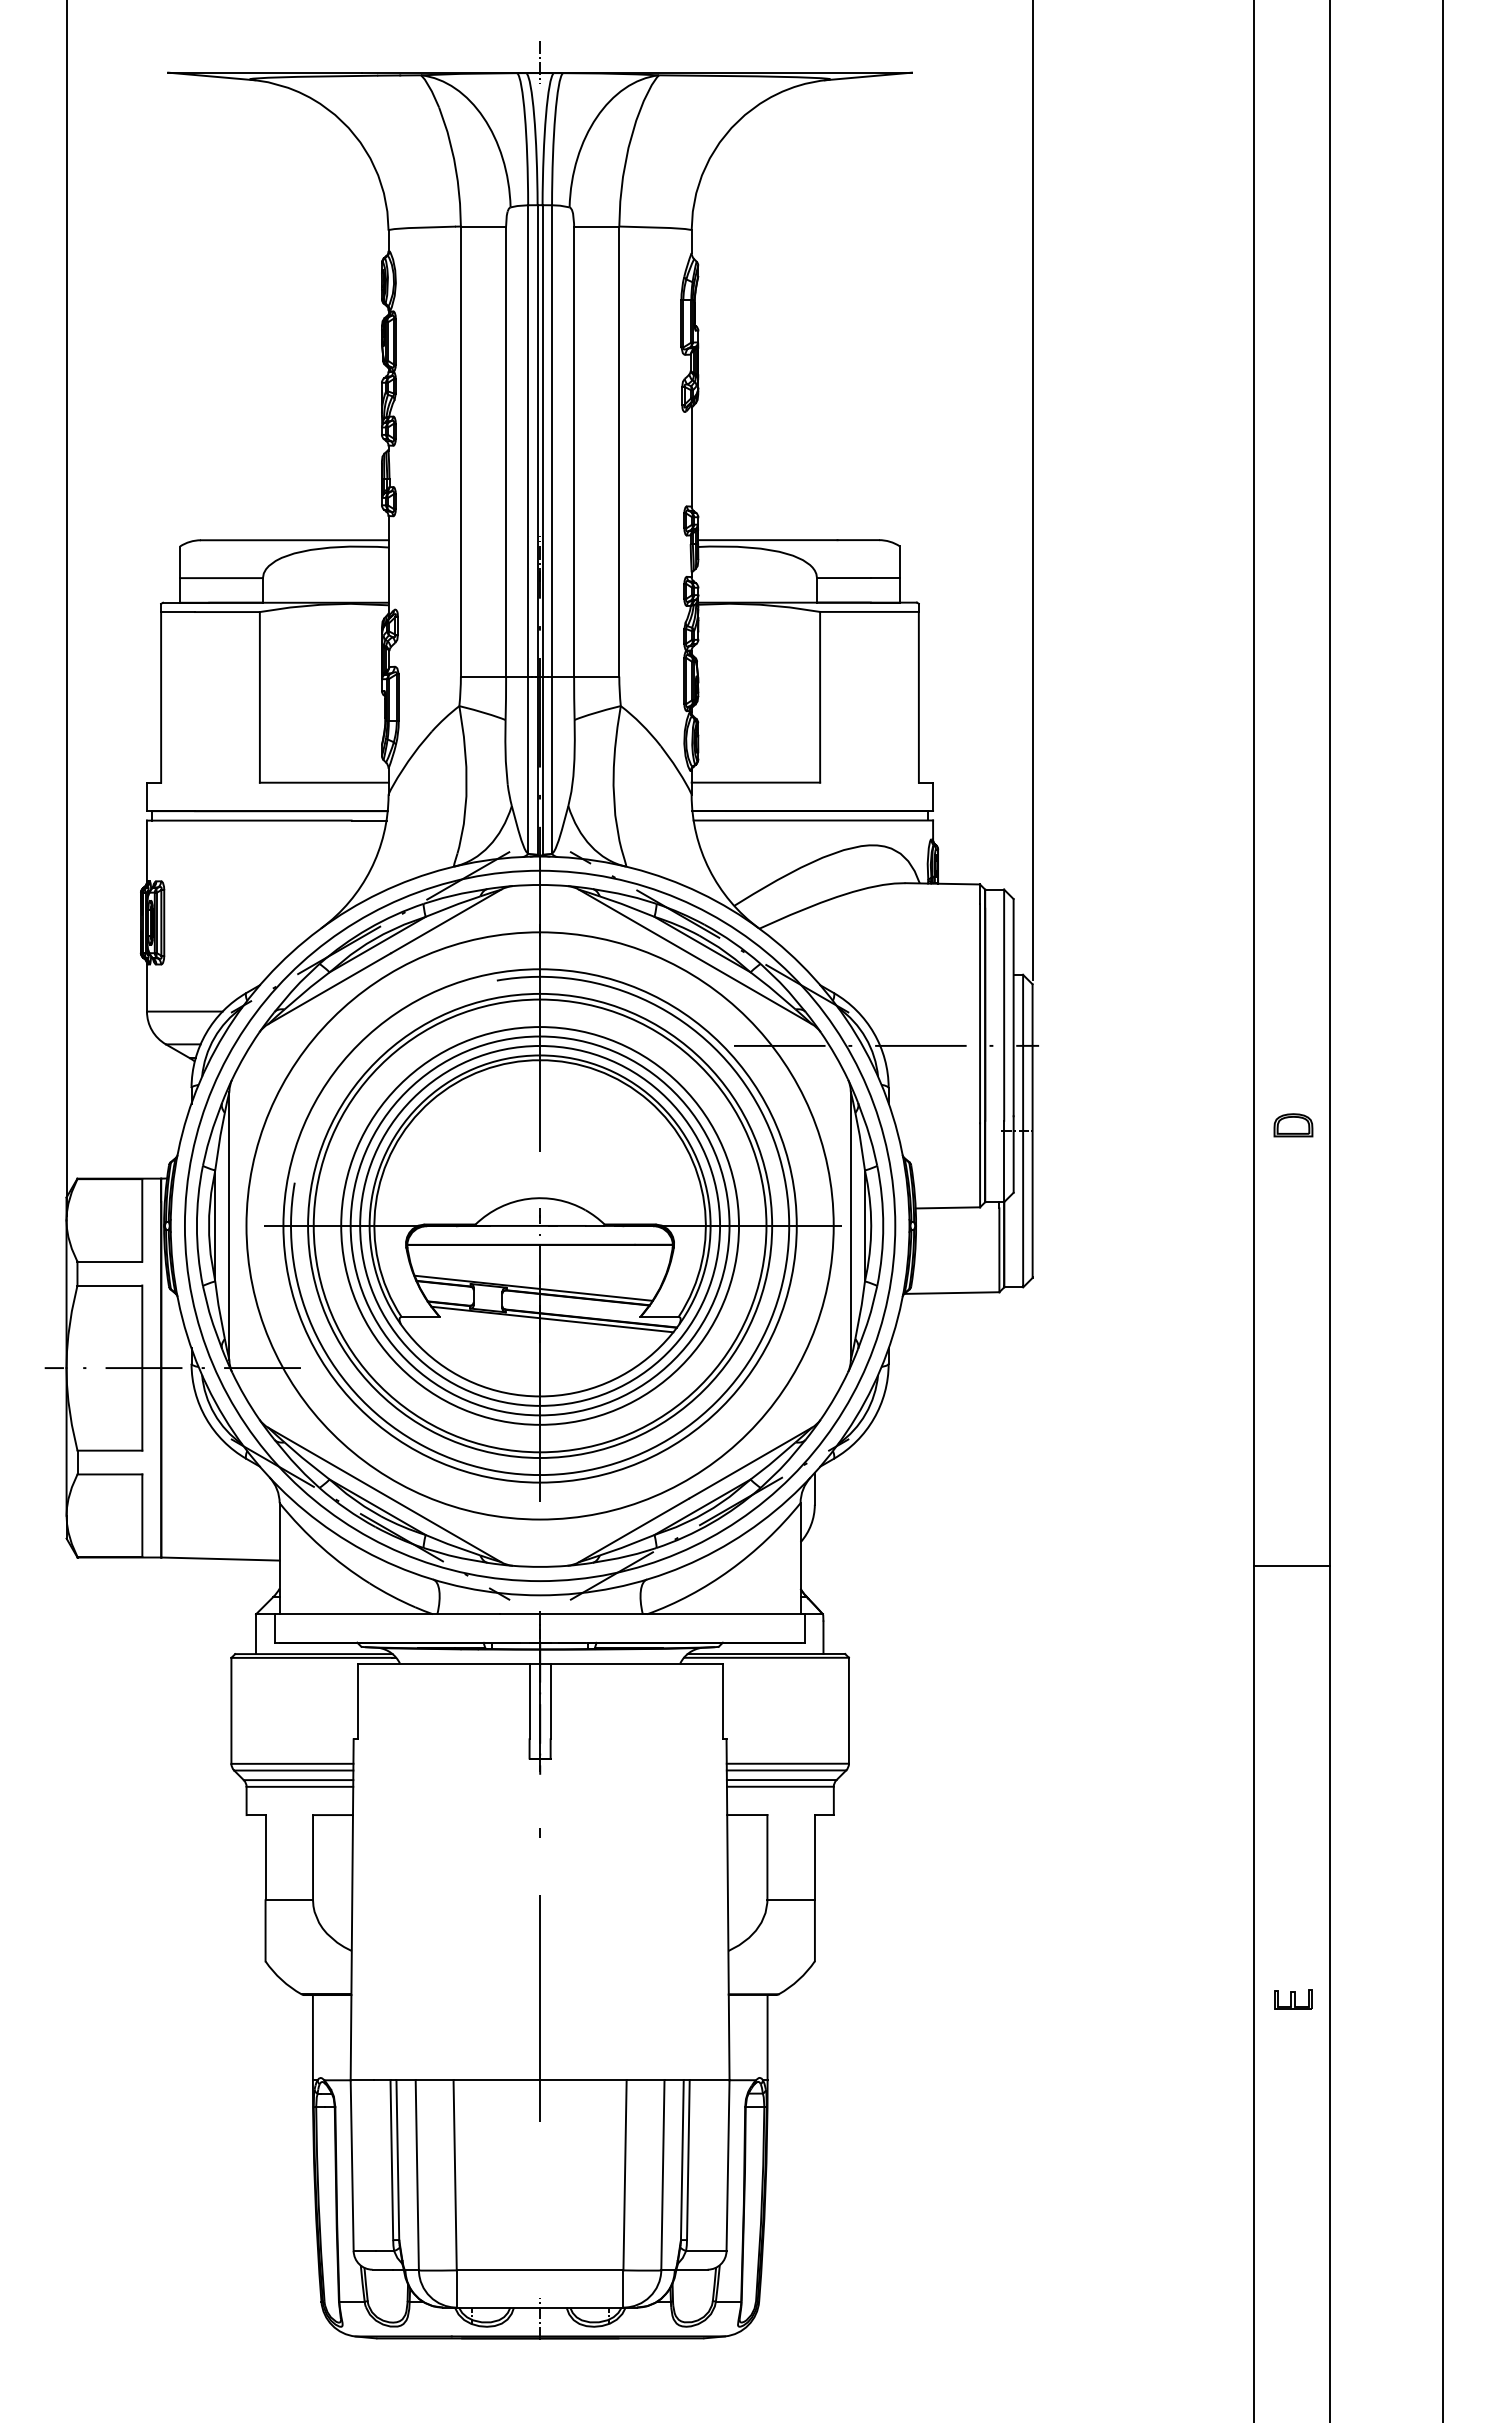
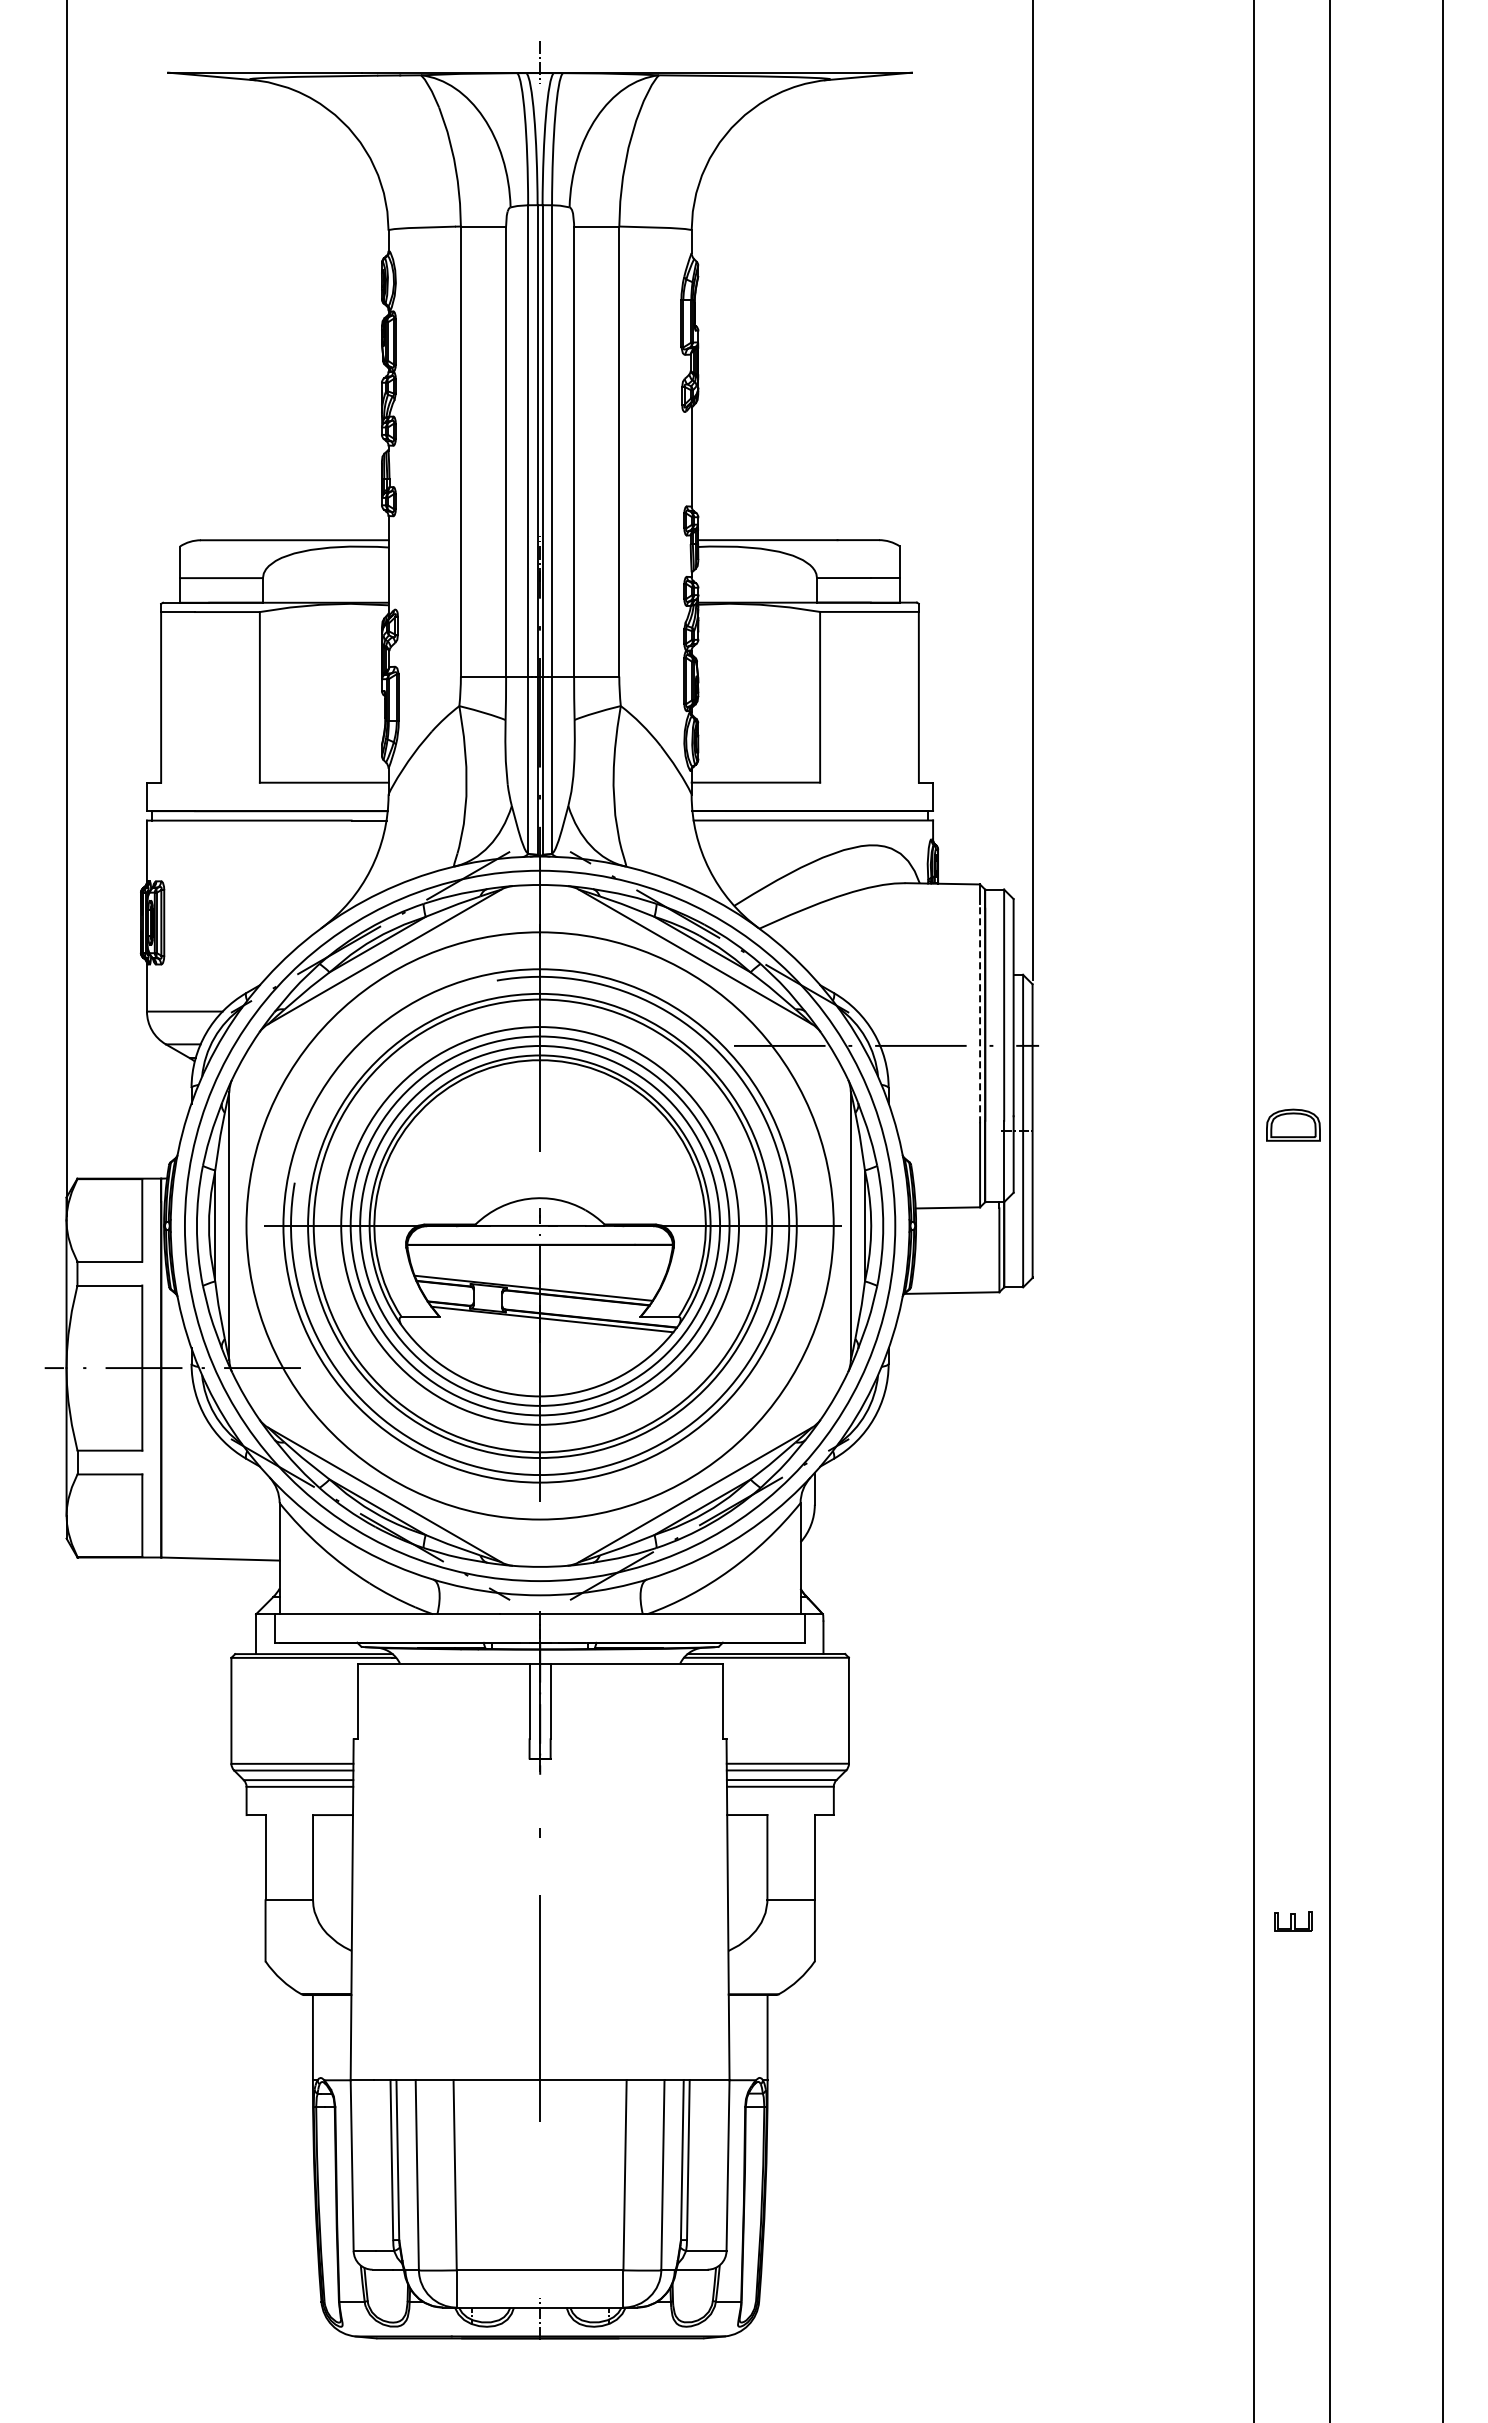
line: solid -> dashed (980, 1013)
part size: 41x25 px -> 55x34 px (1293, 1124)
line: present -> none (1291, 1566)
part position: (1293, 1999) -> (1293, 1921) (1293, 1921)
